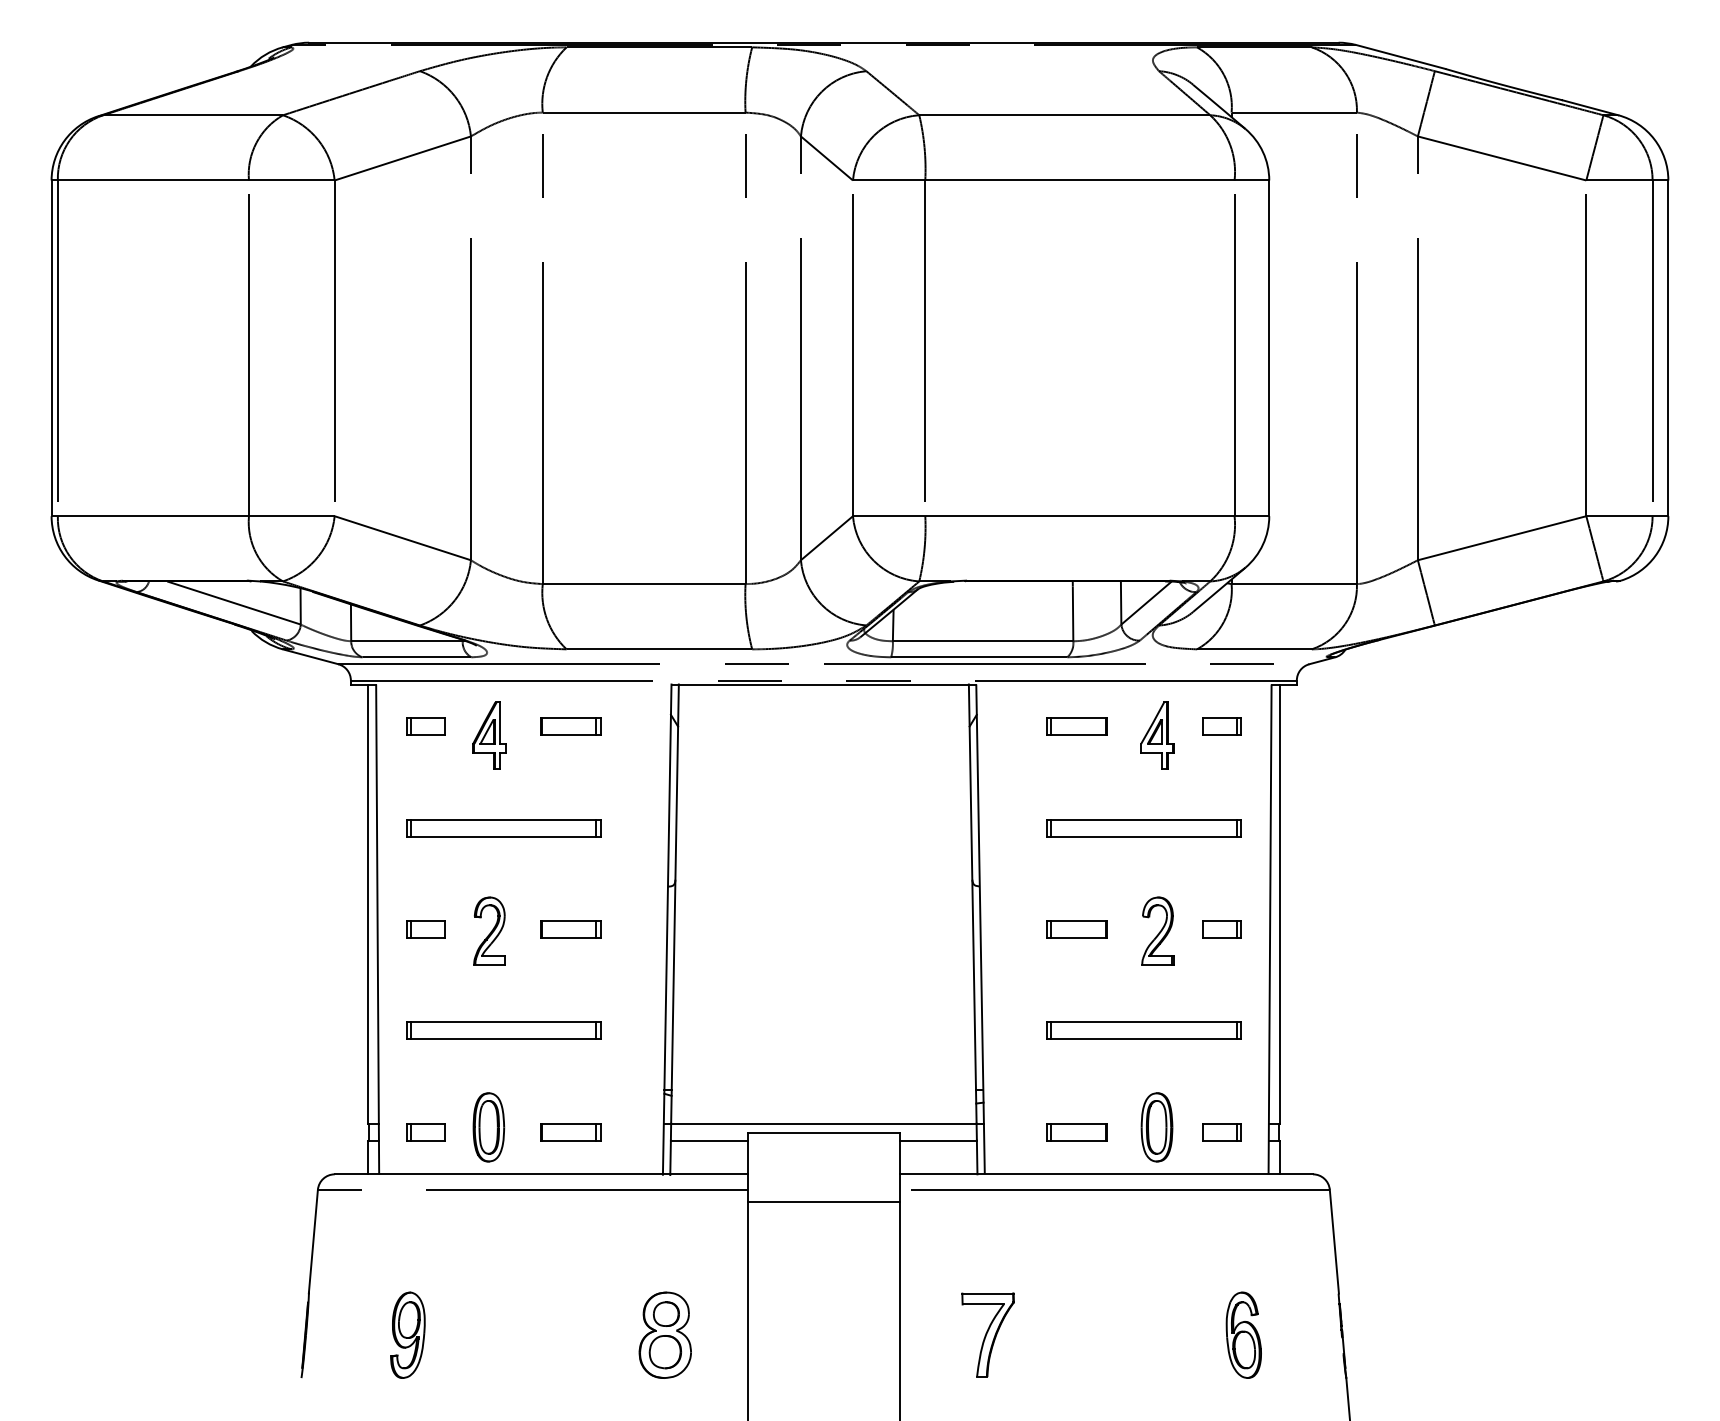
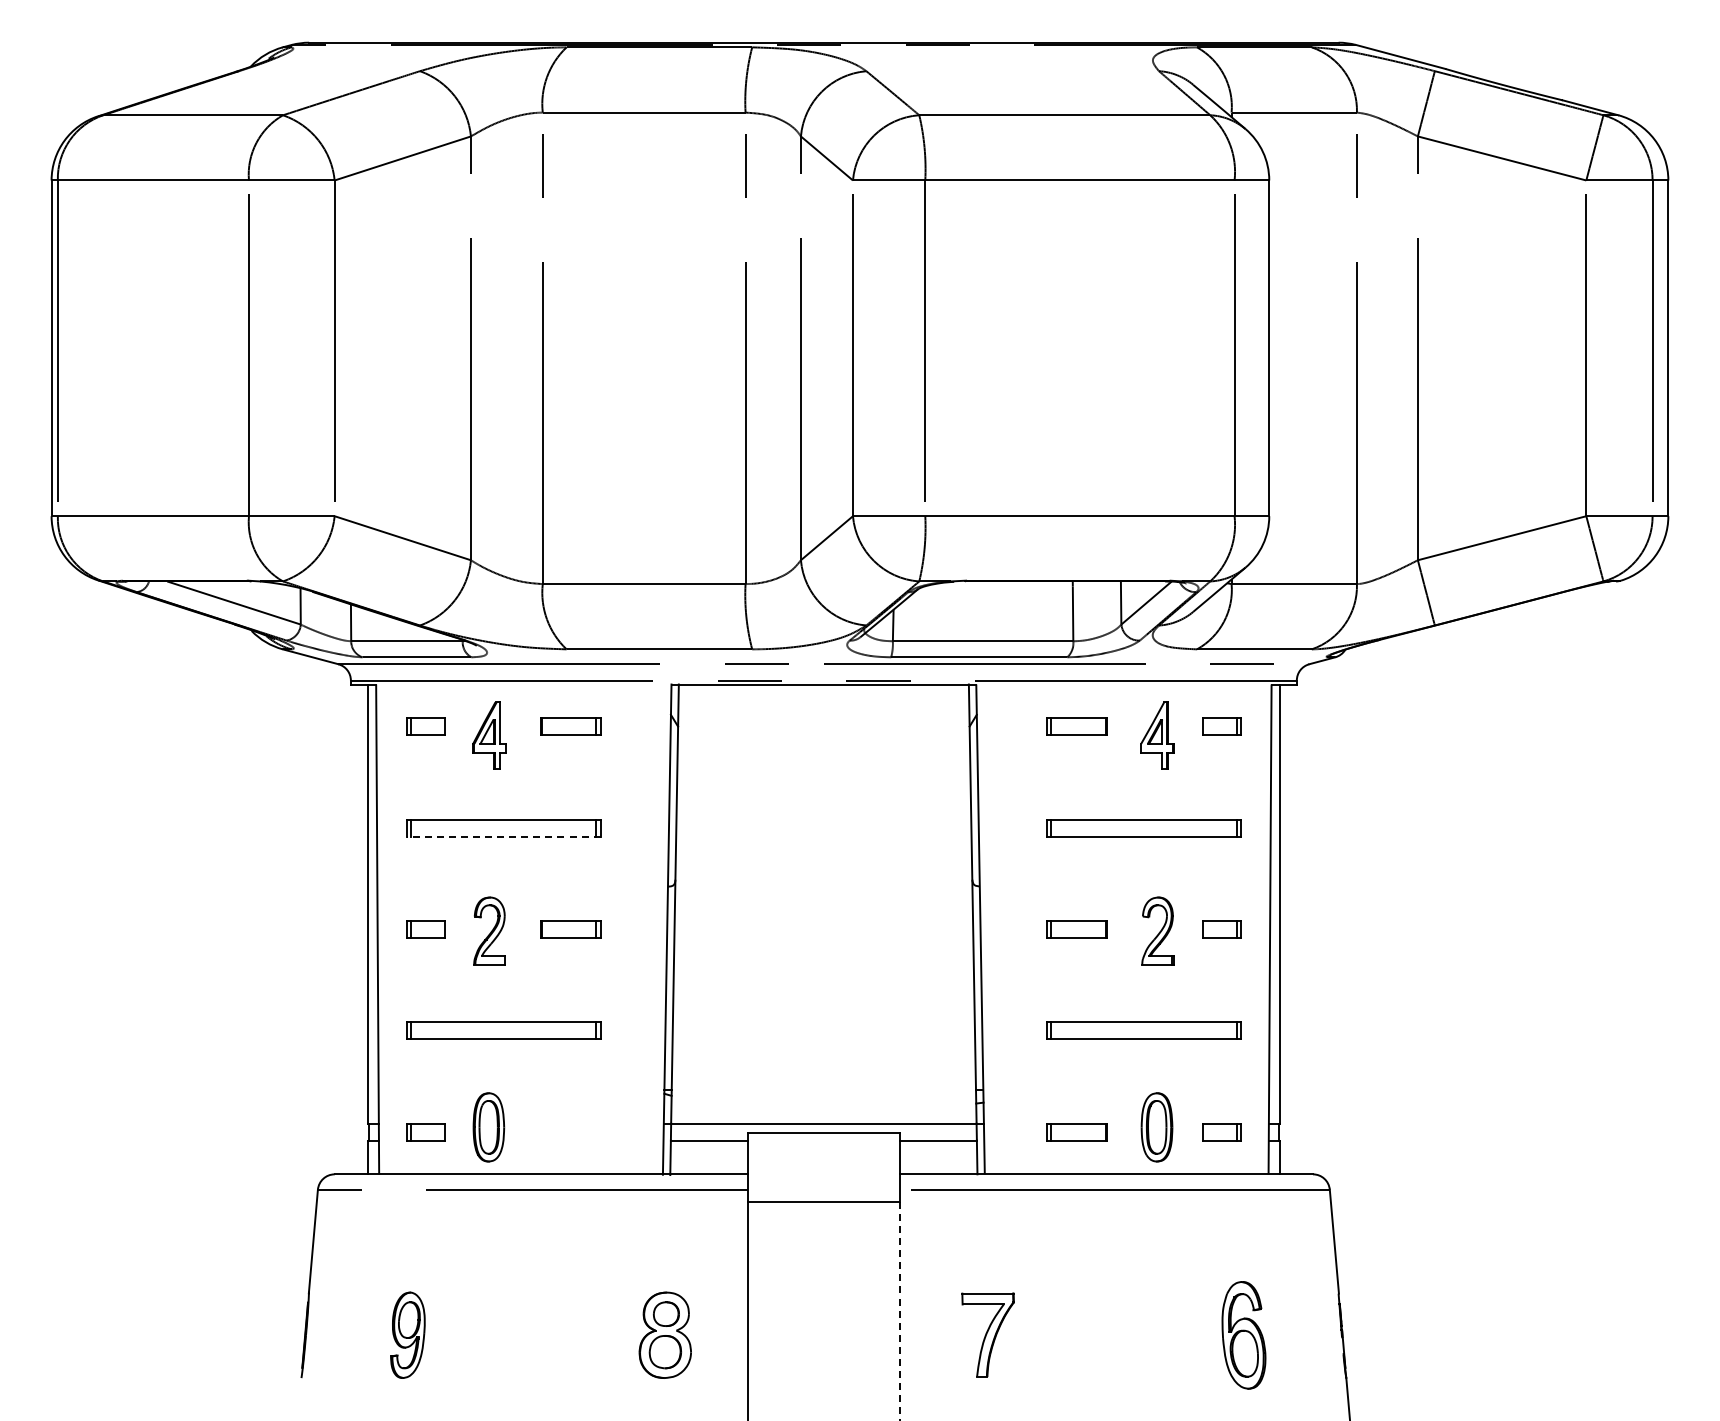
line: solid -> dashed (503, 836)
part: present -> none (570, 1132)
line: solid -> dashed (899, 1311)
part size: 37x88 px -> 46x109 px (1243, 1335)
